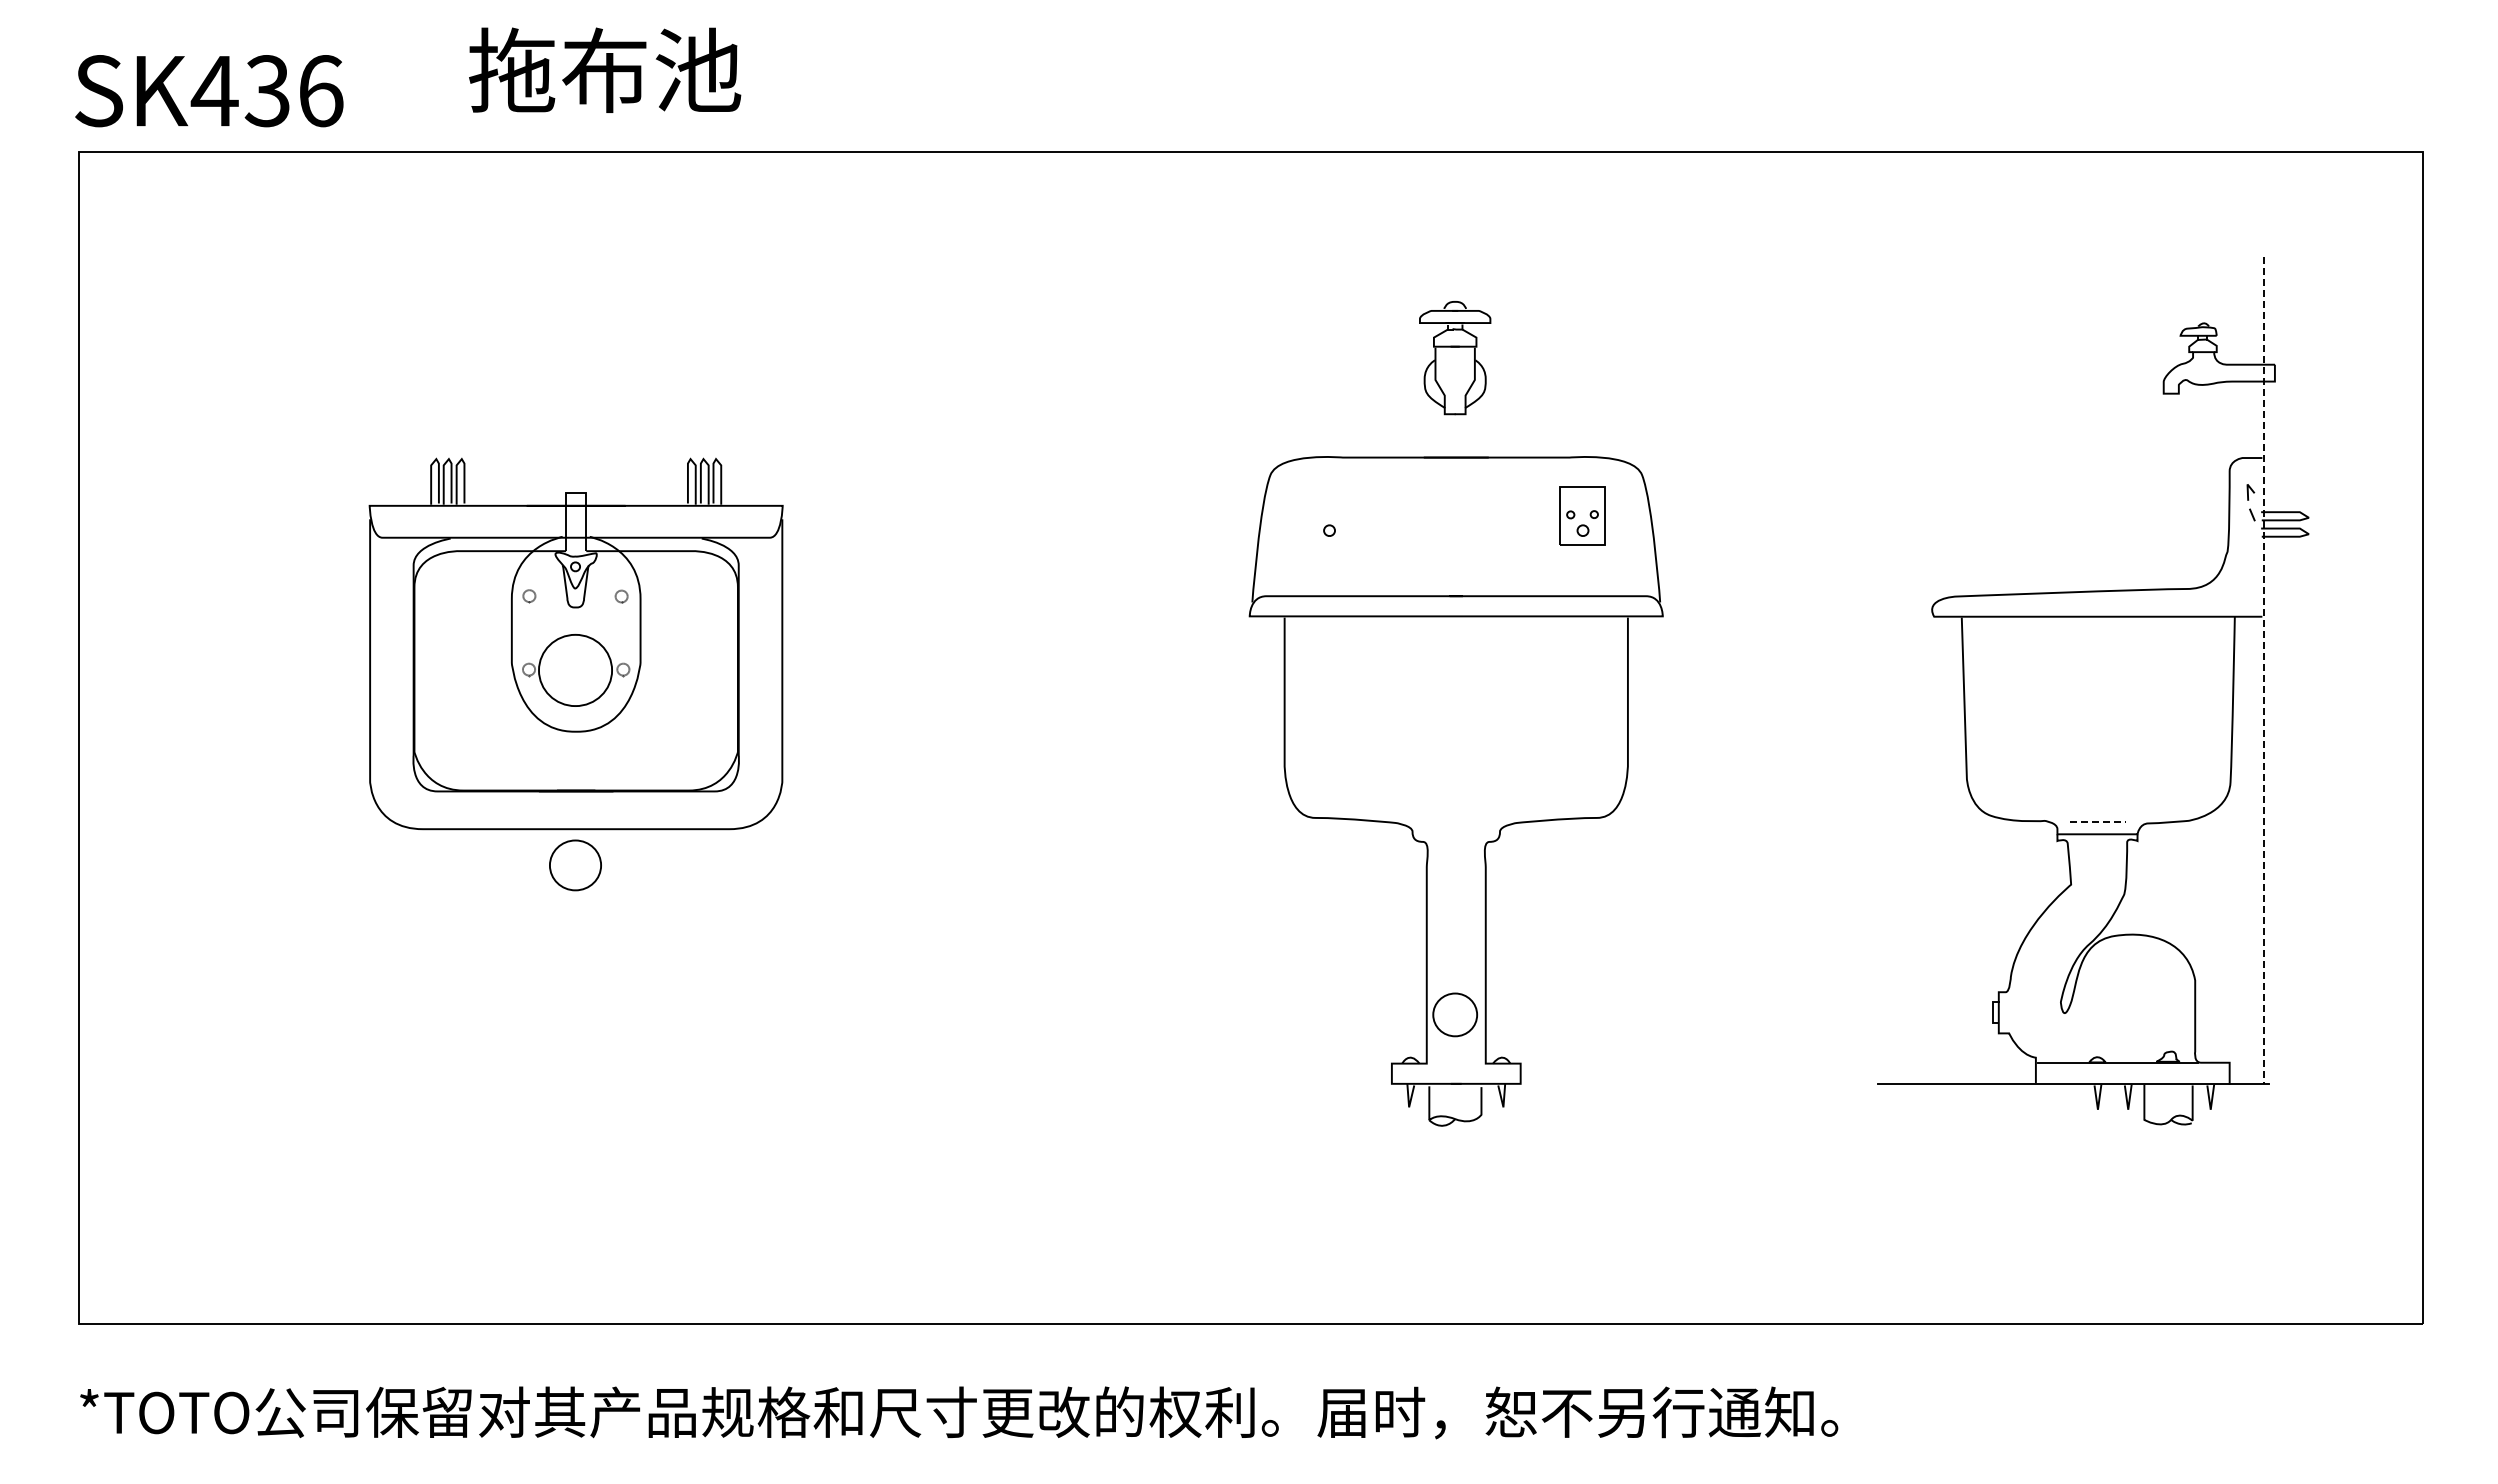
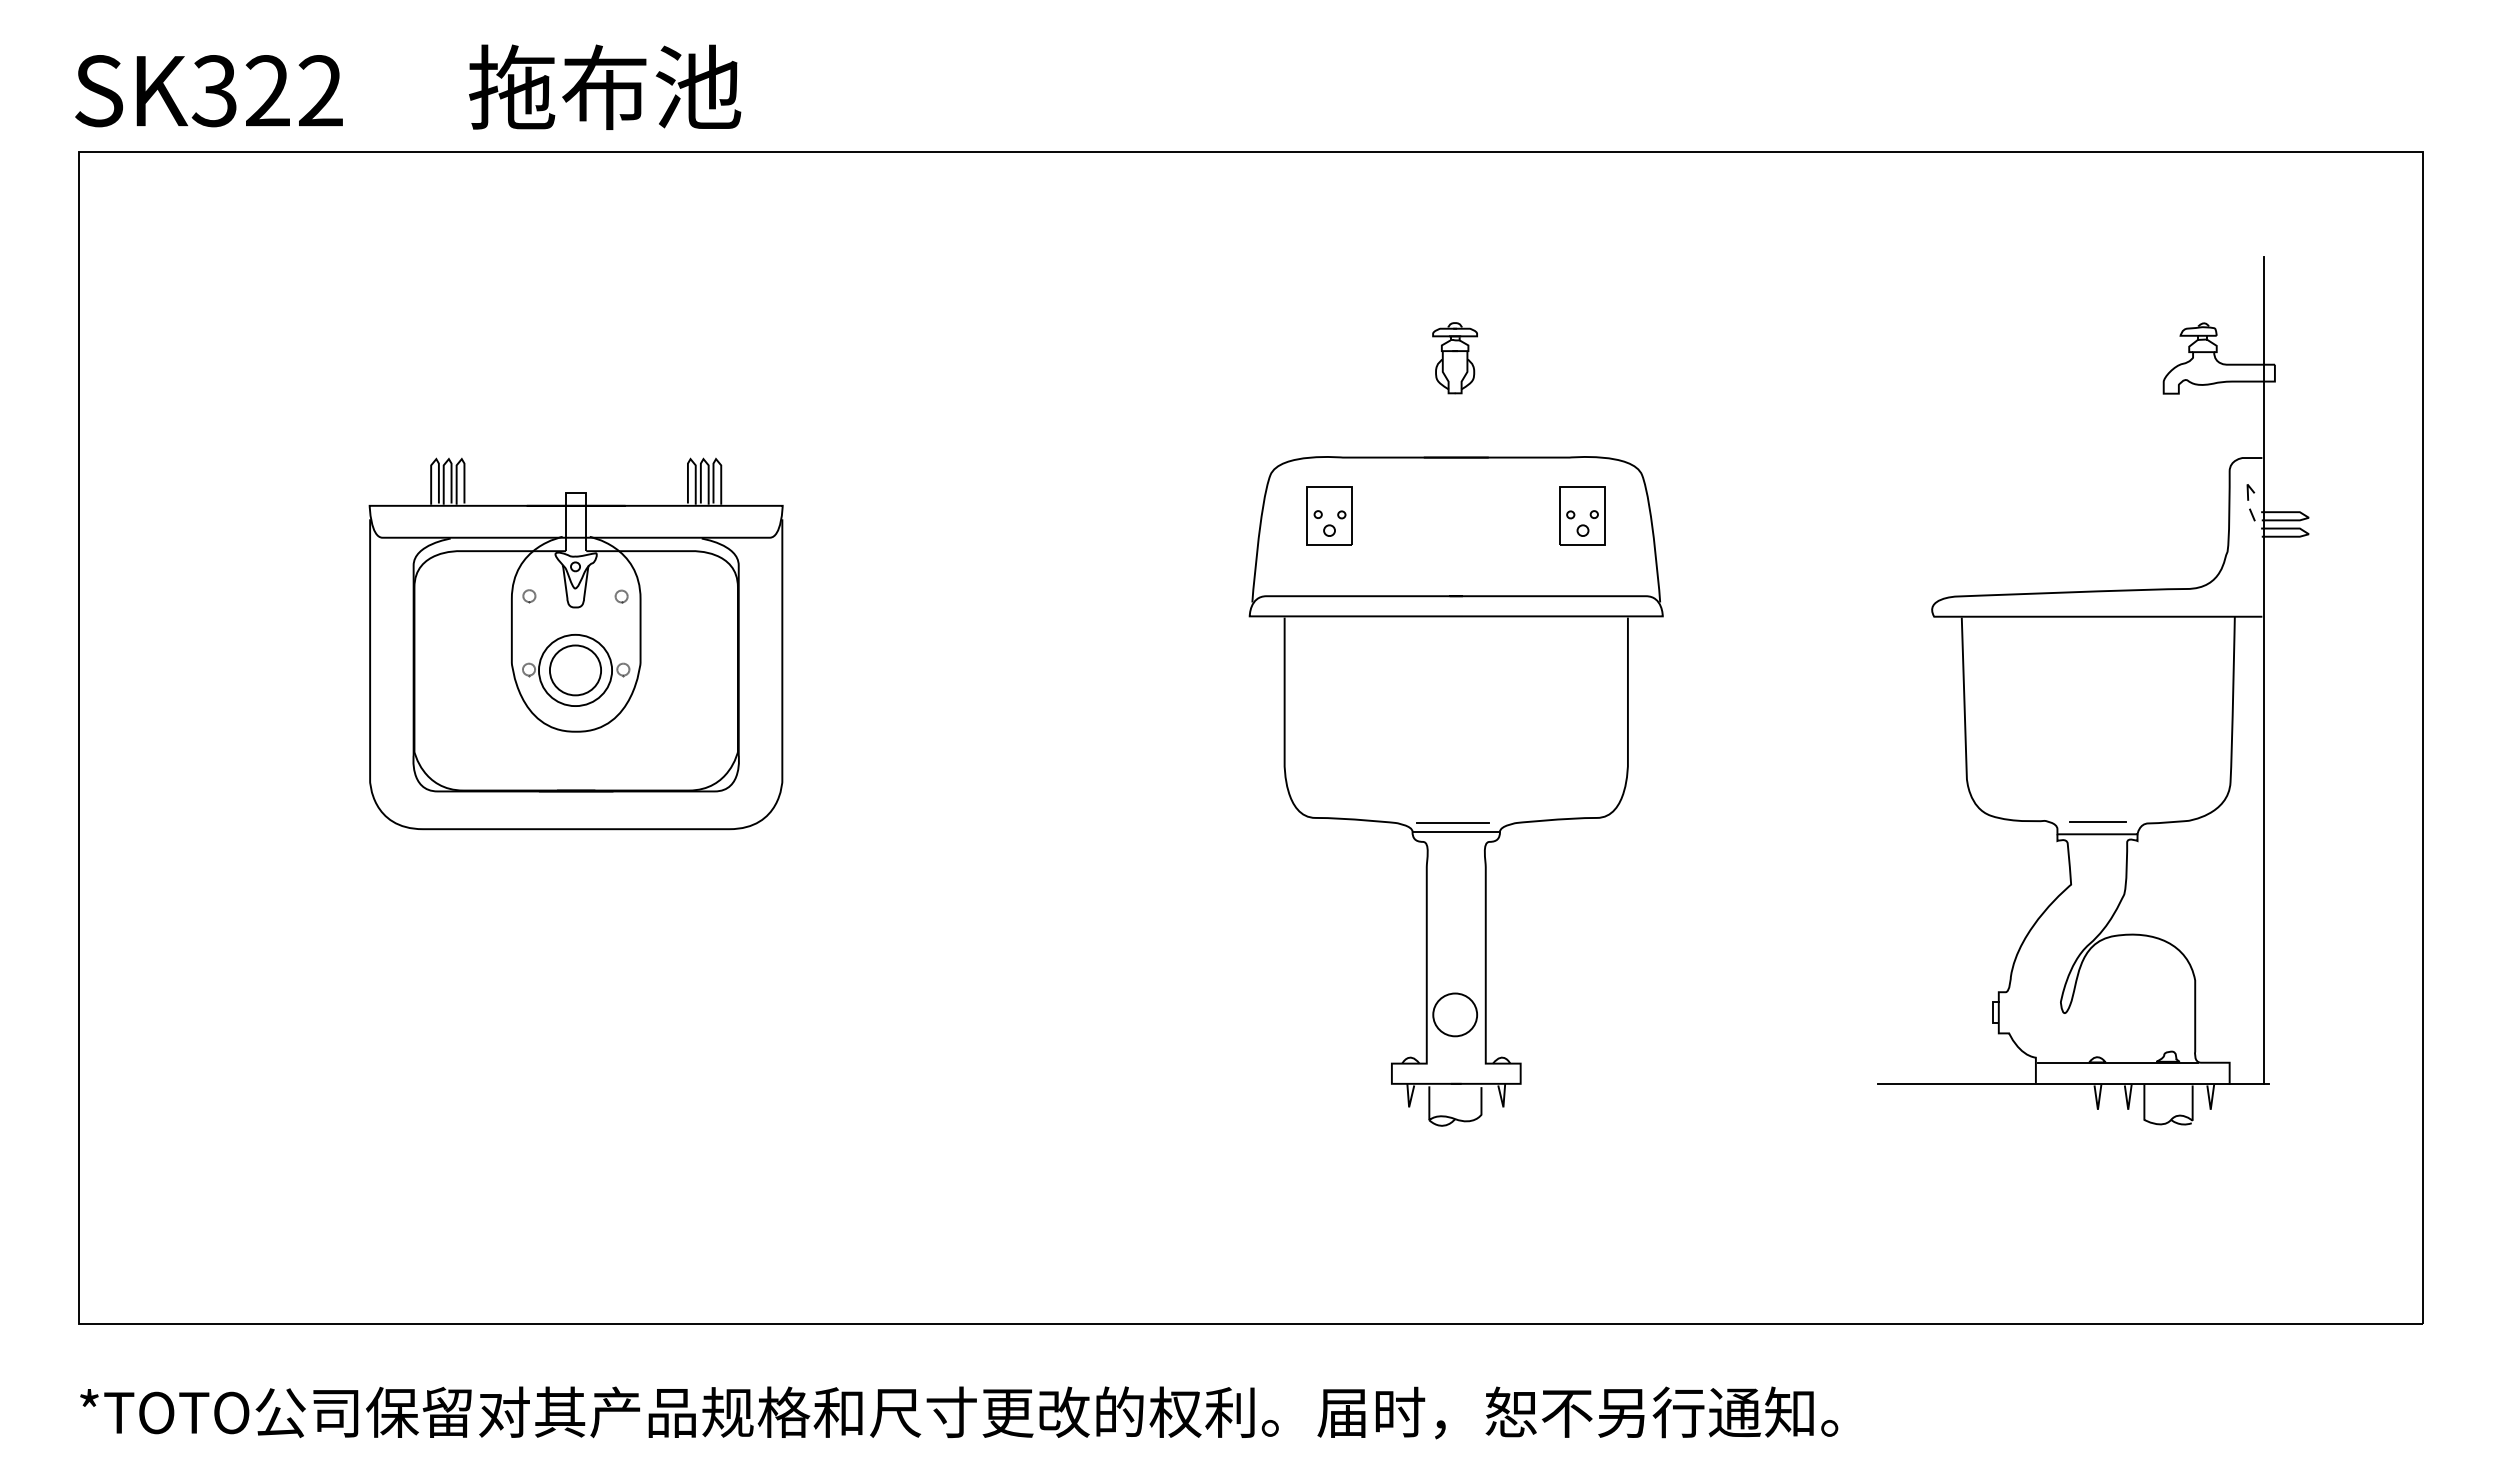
text position: (605, 69) -> (605, 86) (605, 86)
text: SK436 -> SK322 (266, 91)
part size: 73x115 px -> 46x73 px (1454, 358)
part: none -> present (1329, 515)
line: dashed -> solid (2264, 670)
line: dashed -> solid (2098, 821)
line: none -> present (1453, 822)
line: none -> present (1456, 831)
part position: (575, 865) -> (575, 670) (575, 670)
